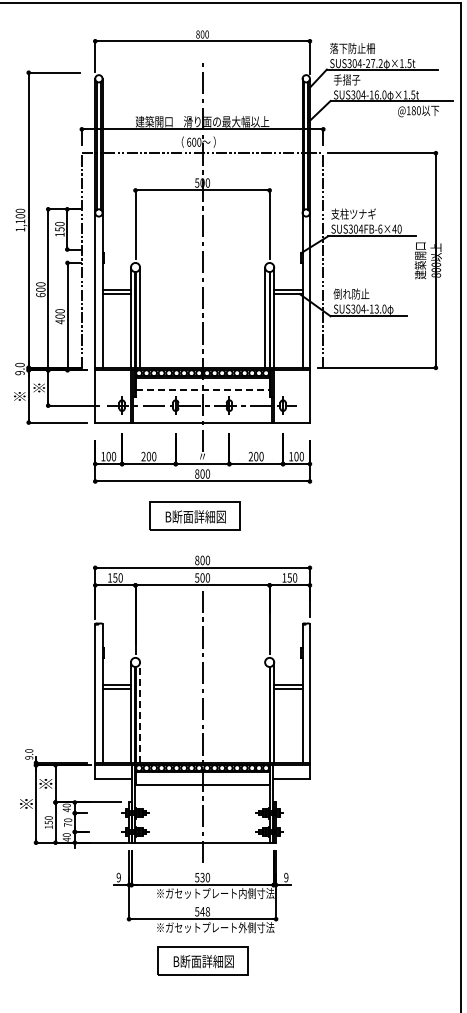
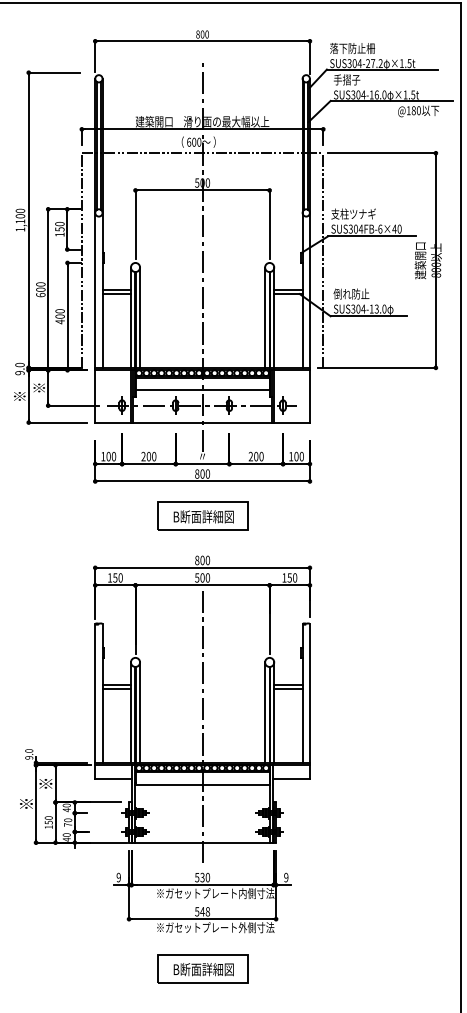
line: dashed -> solid (203, 389)
part position: (194, 515) -> (202, 515) (202, 515)
line: dashed -> solid (140, 712)
line: none -> present (265, 712)
part position: (202, 960) -> (202, 968) (202, 968)
